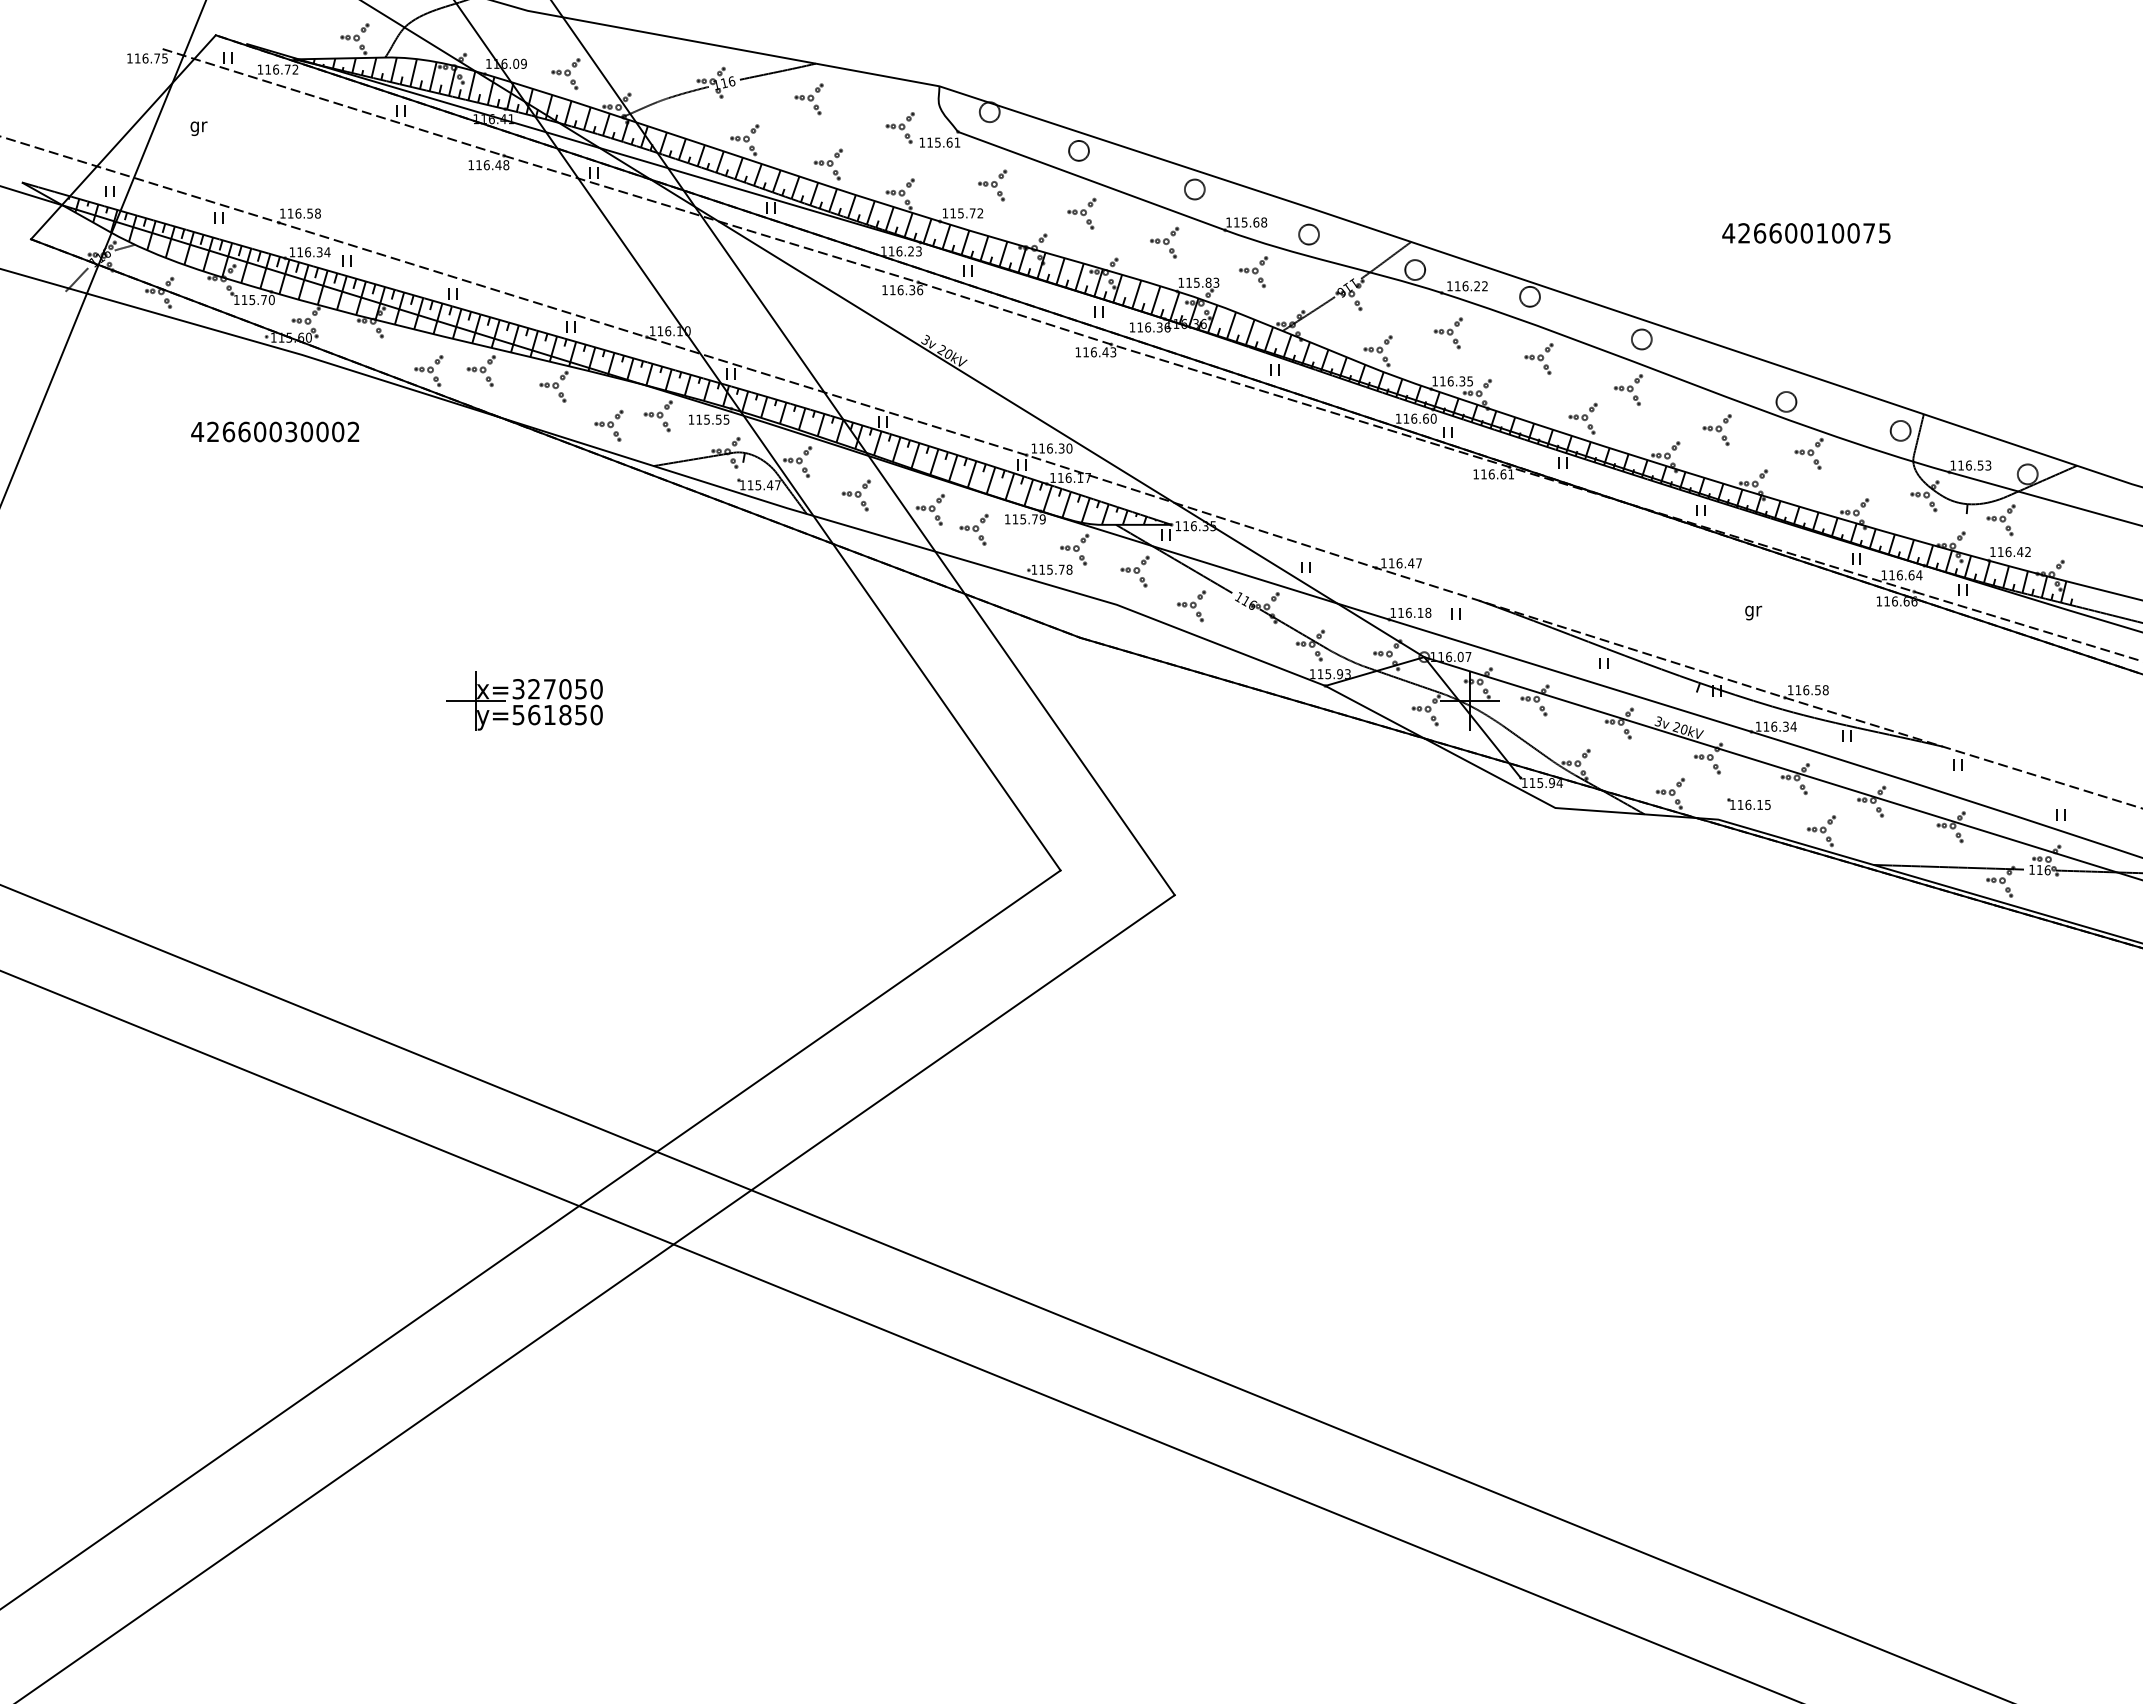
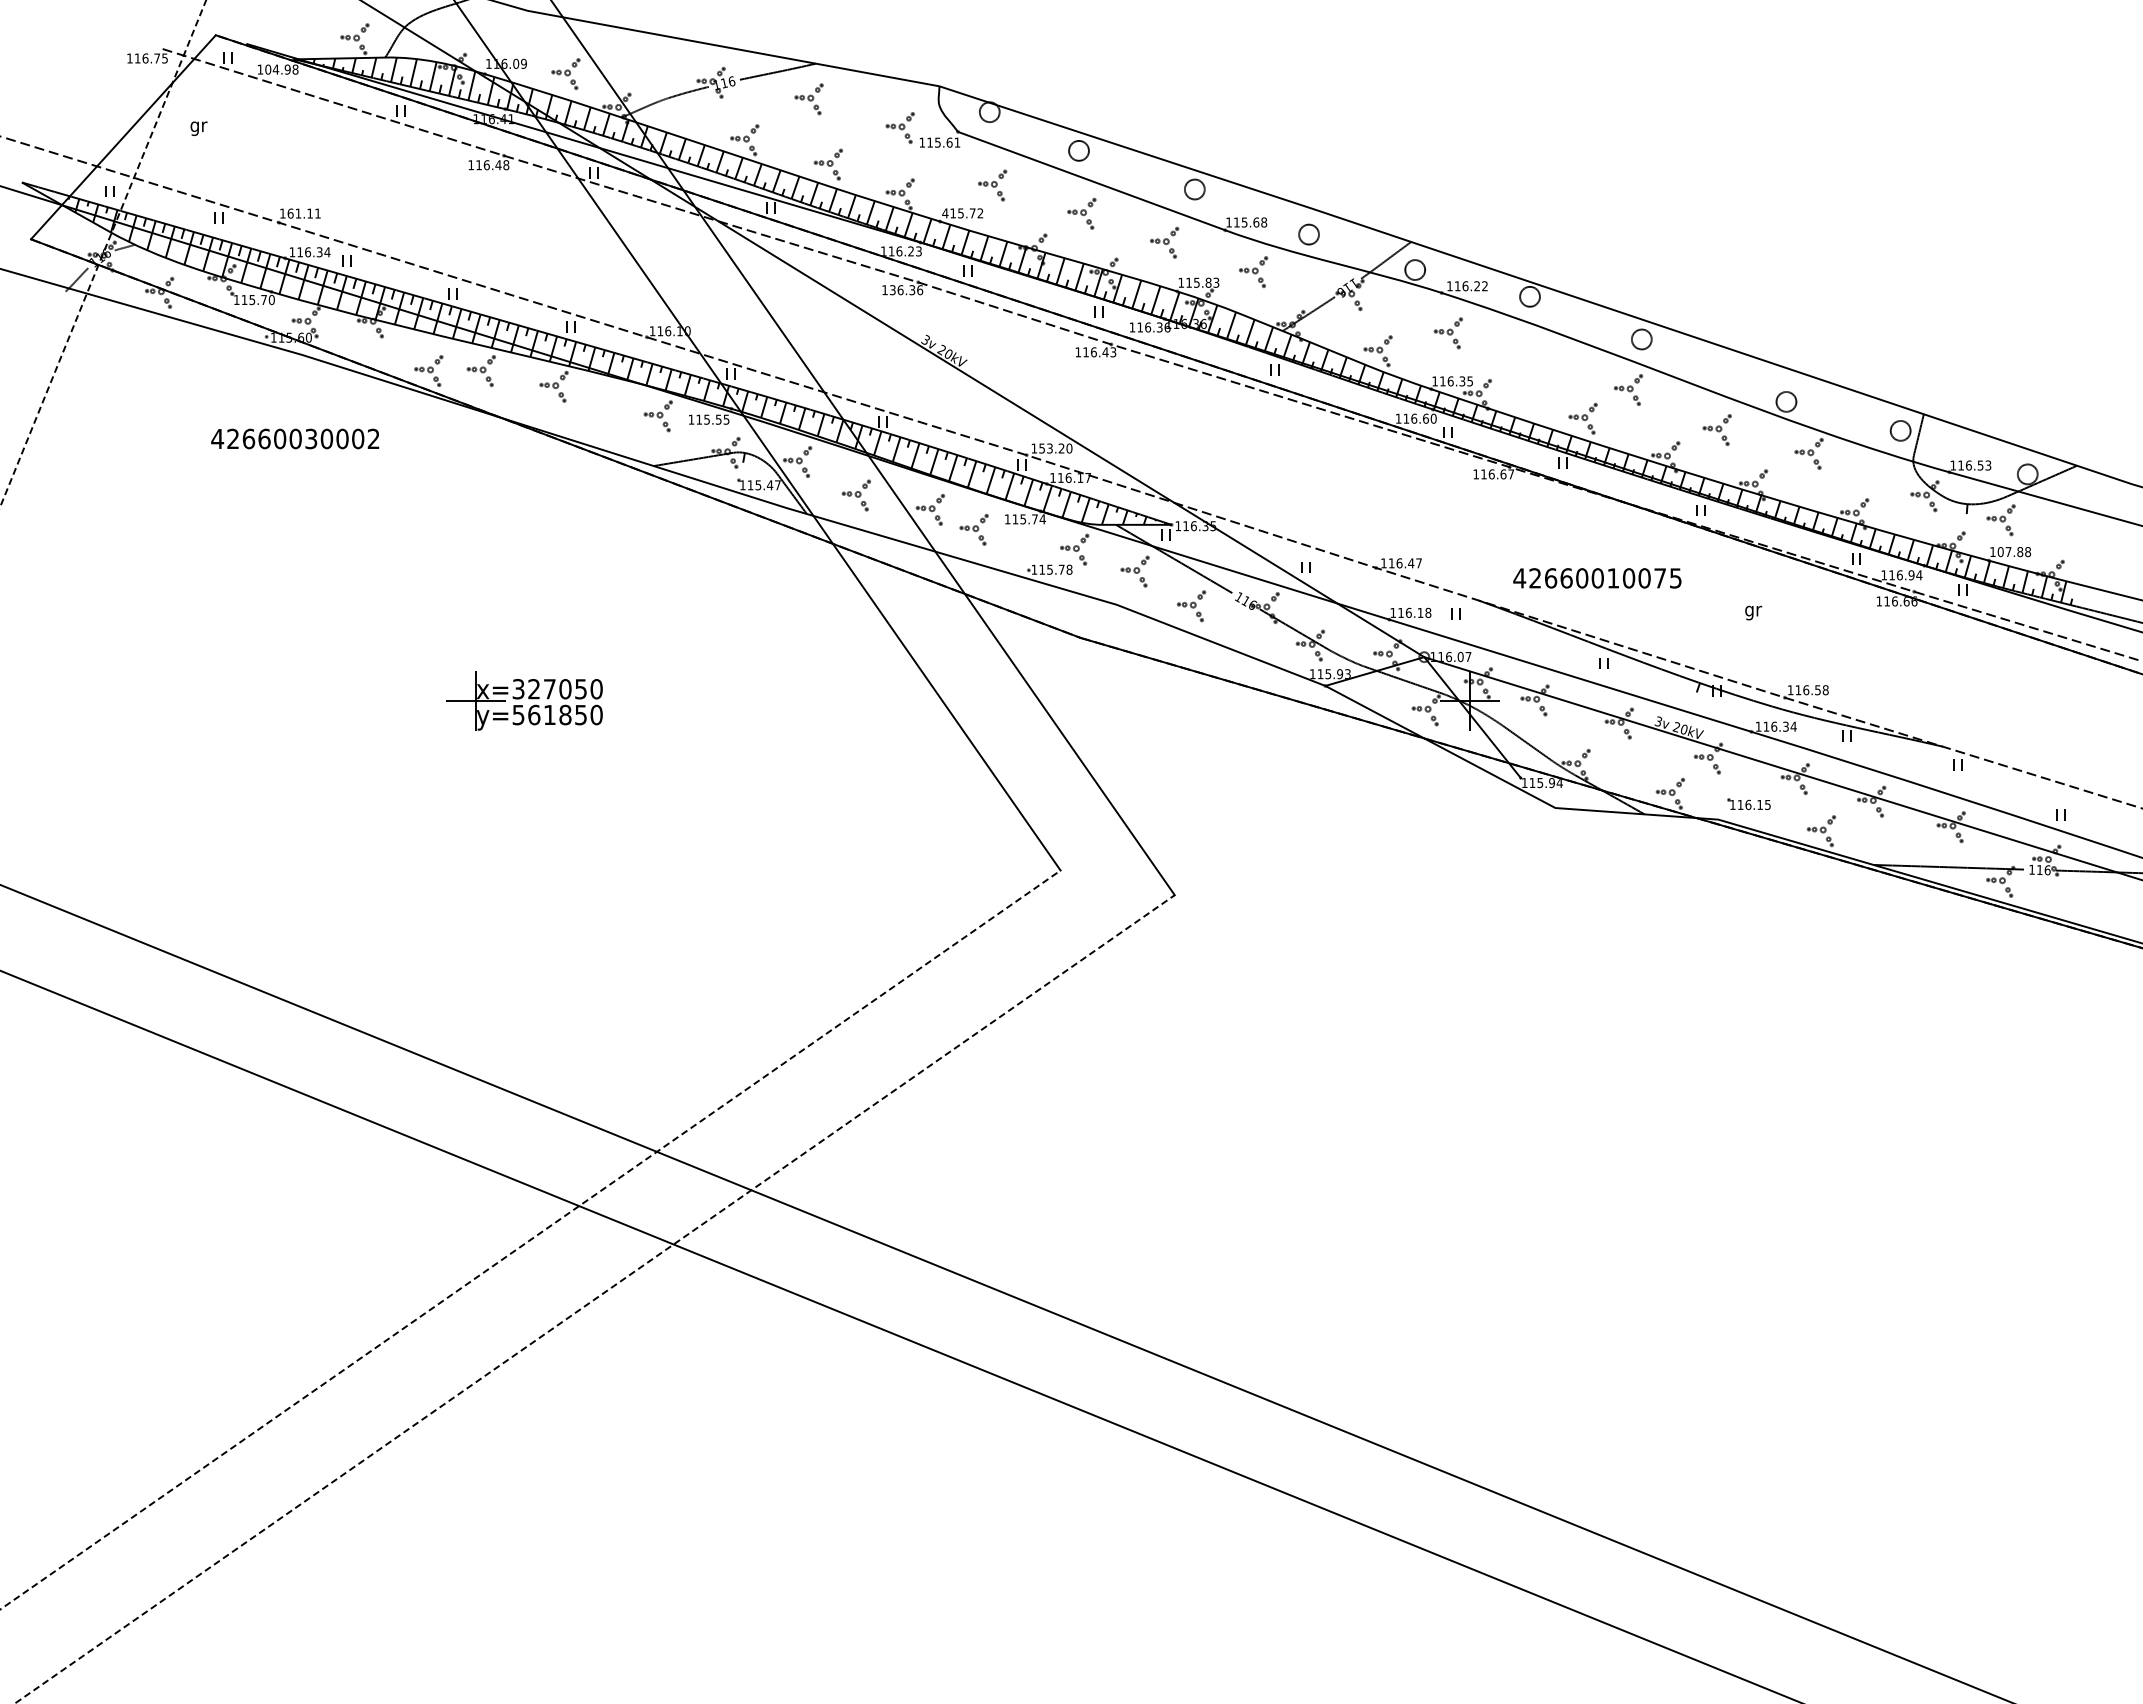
text: 116.72 -> 104.98 (281, 69)
text: 116.58 -> 161.11 (303, 213)
text: 115.72 -> 415.72 (945, 213)
text position: (1806, 233) -> (1597, 578) (1597, 578)
line: solid -> dashed (103, 253)
text: 116.36 -> 136.36 (892, 290)
part: present -> none (1538, 358)
part: present -> none (608, 425)
text position: (275, 431) -> (295, 438) (295, 438)
text: 116.30 -> 153.20 (1051, 448)
text: 116.61 -> 116.67 (1511, 474)
text: 115.79 -> 115.74 (1042, 519)
text: 116.42 -> 107.88 (2014, 552)
text: 116.64 -> 116.94 (1911, 575)
line: solid -> dashed (530, 1239)
line: solid -> dashed (594, 1299)
